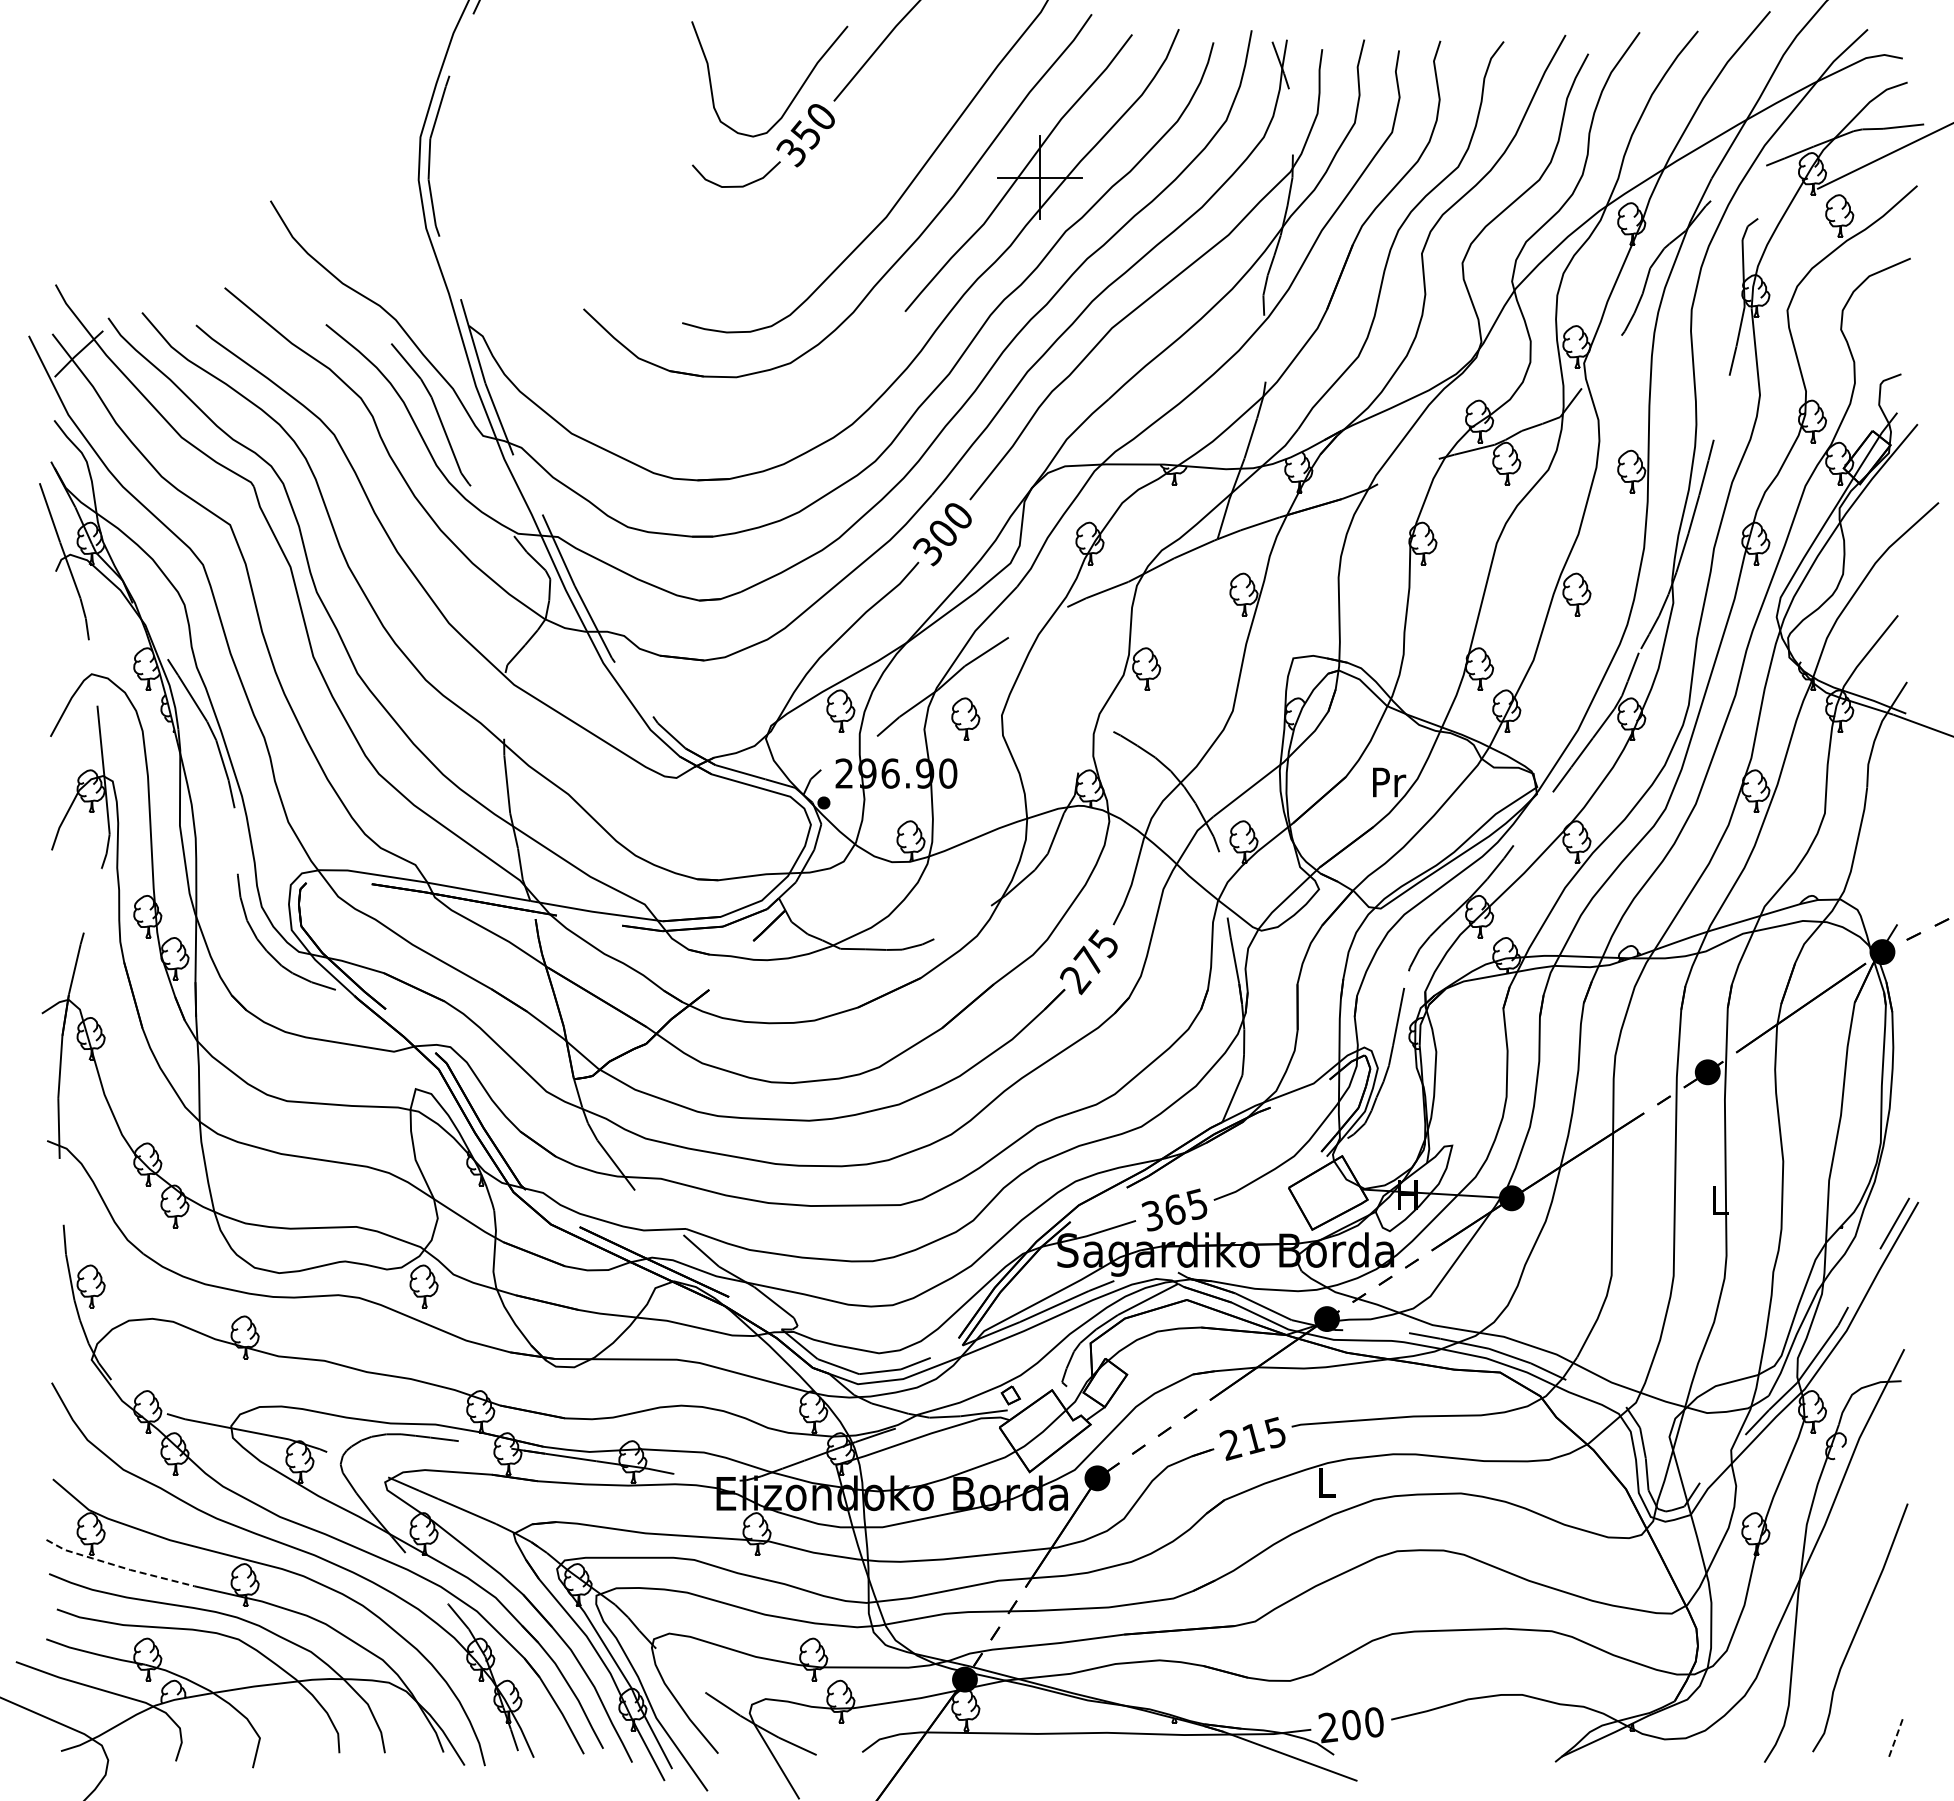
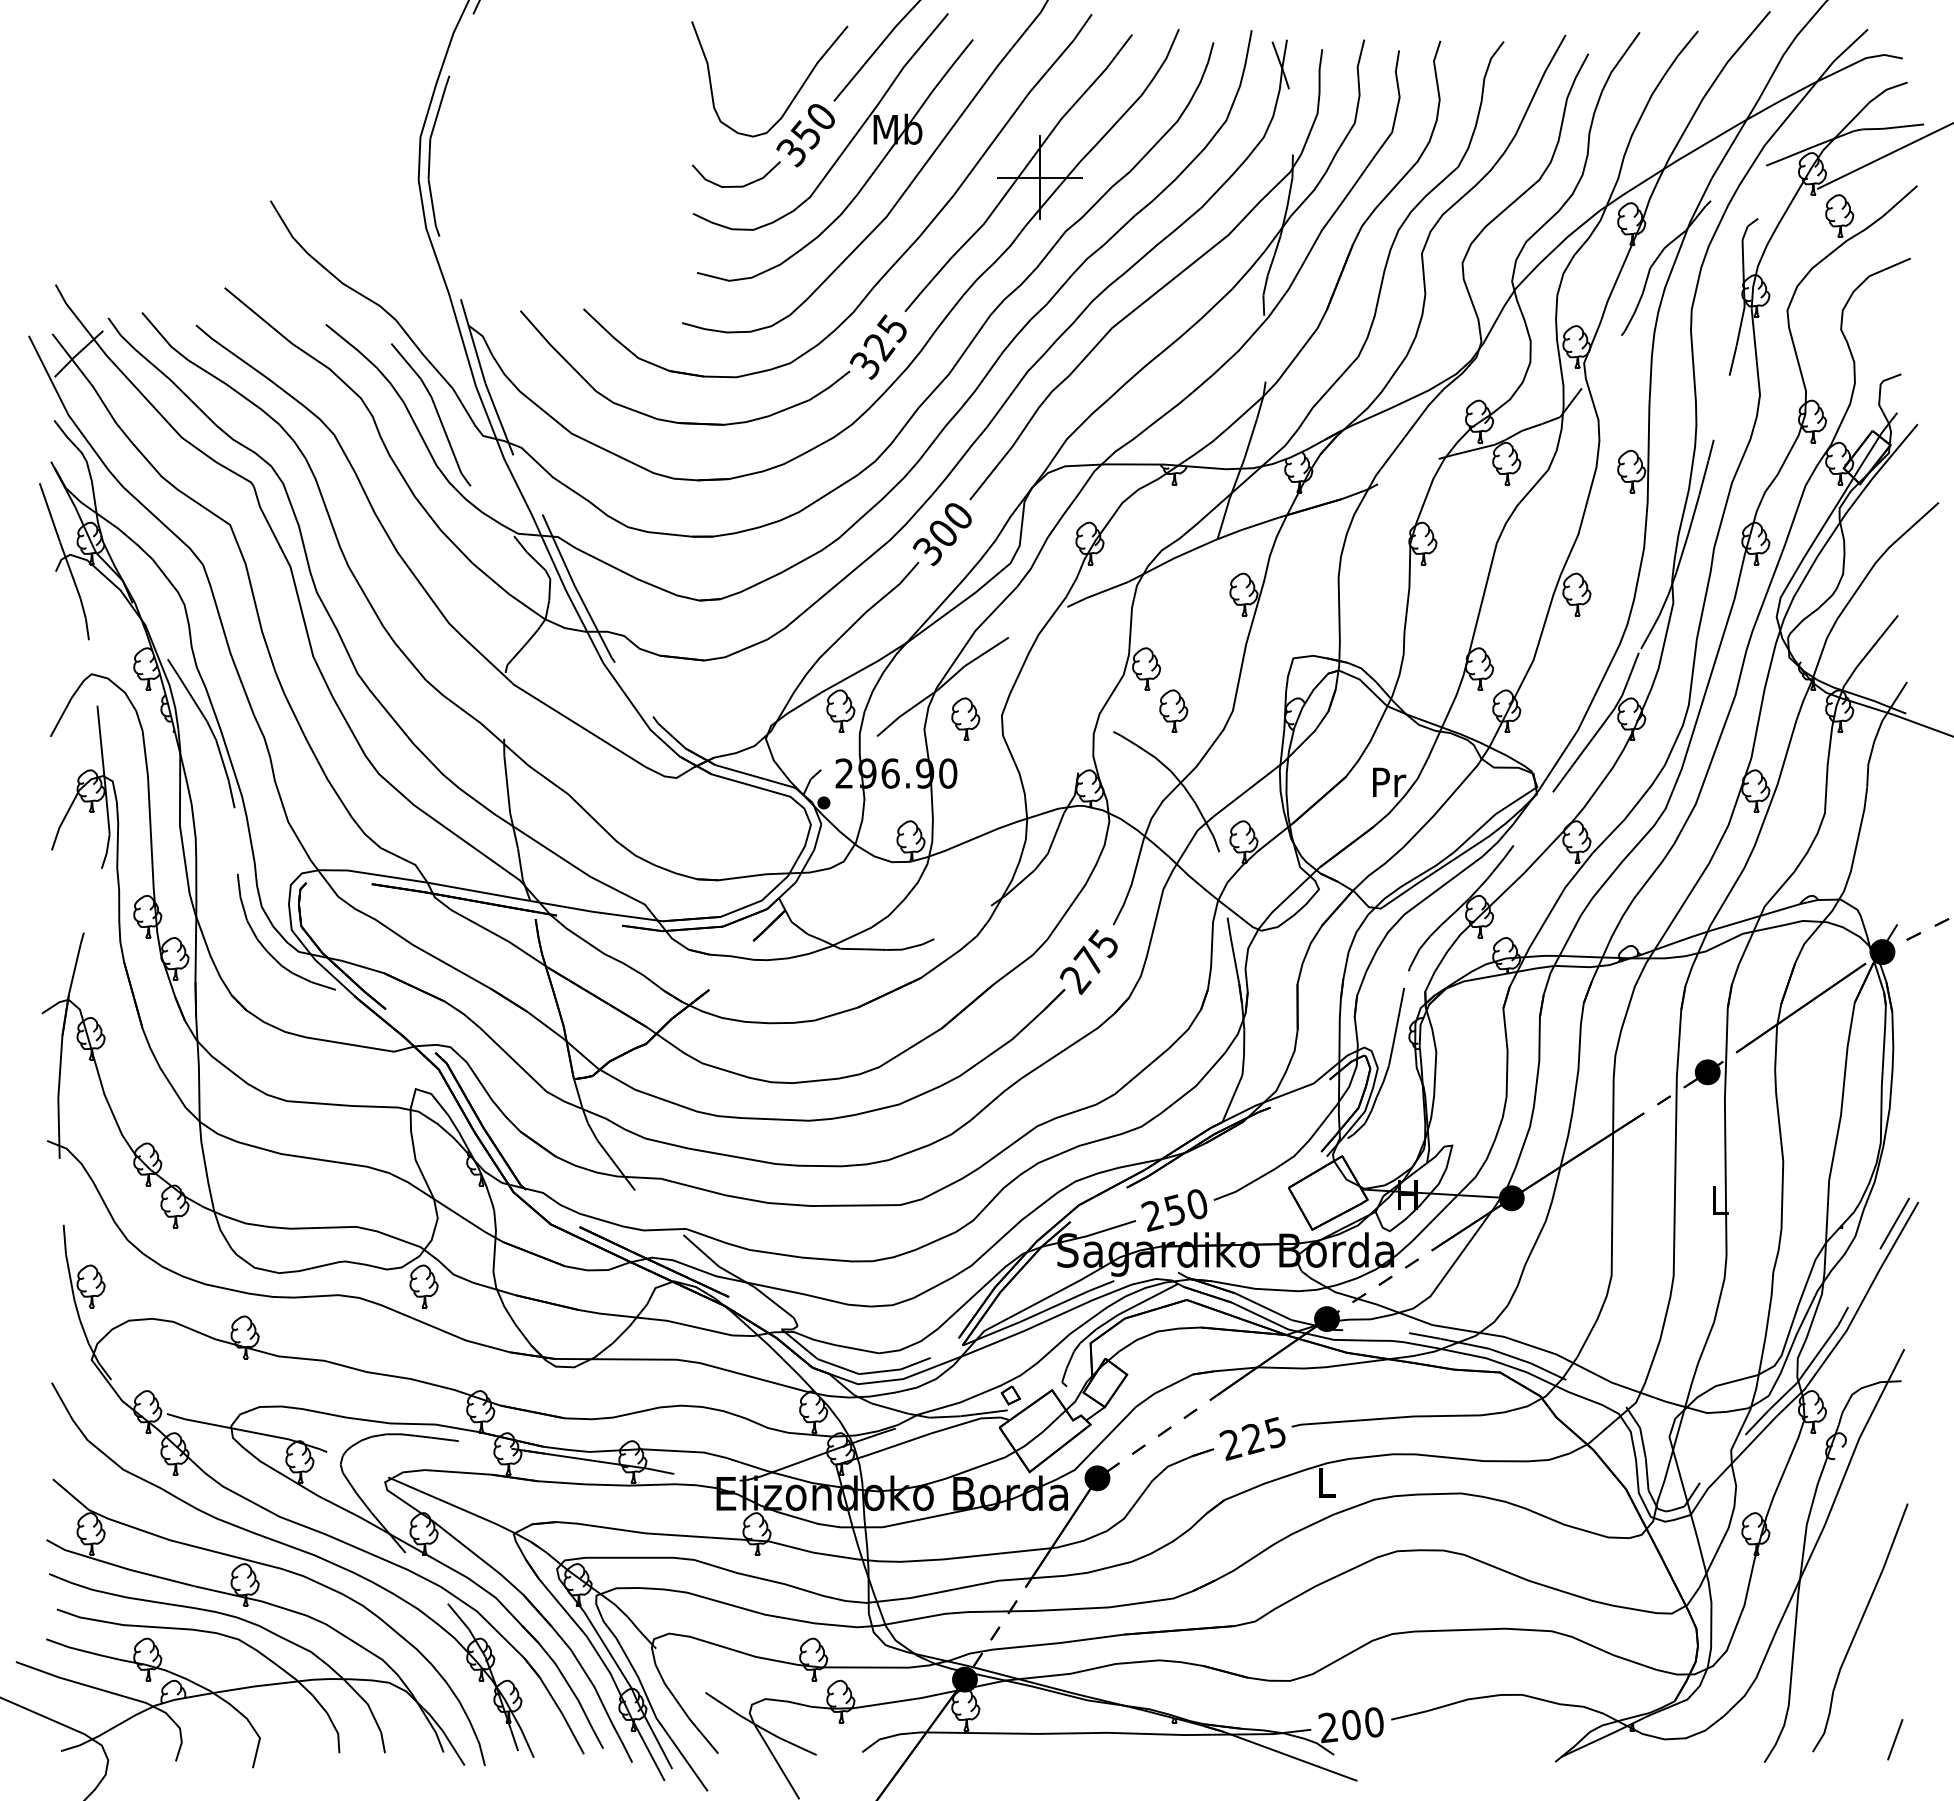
part: none -> present (841, 152)
part: none -> present (713, 423)
part: none -> present (1173, 710)
text: 365 -> 250 (1174, 1209)
text: 215 -> 225 (1252, 1438)
line: dashed -> solid (118, 1566)
line: dashed -> solid (1895, 1739)
